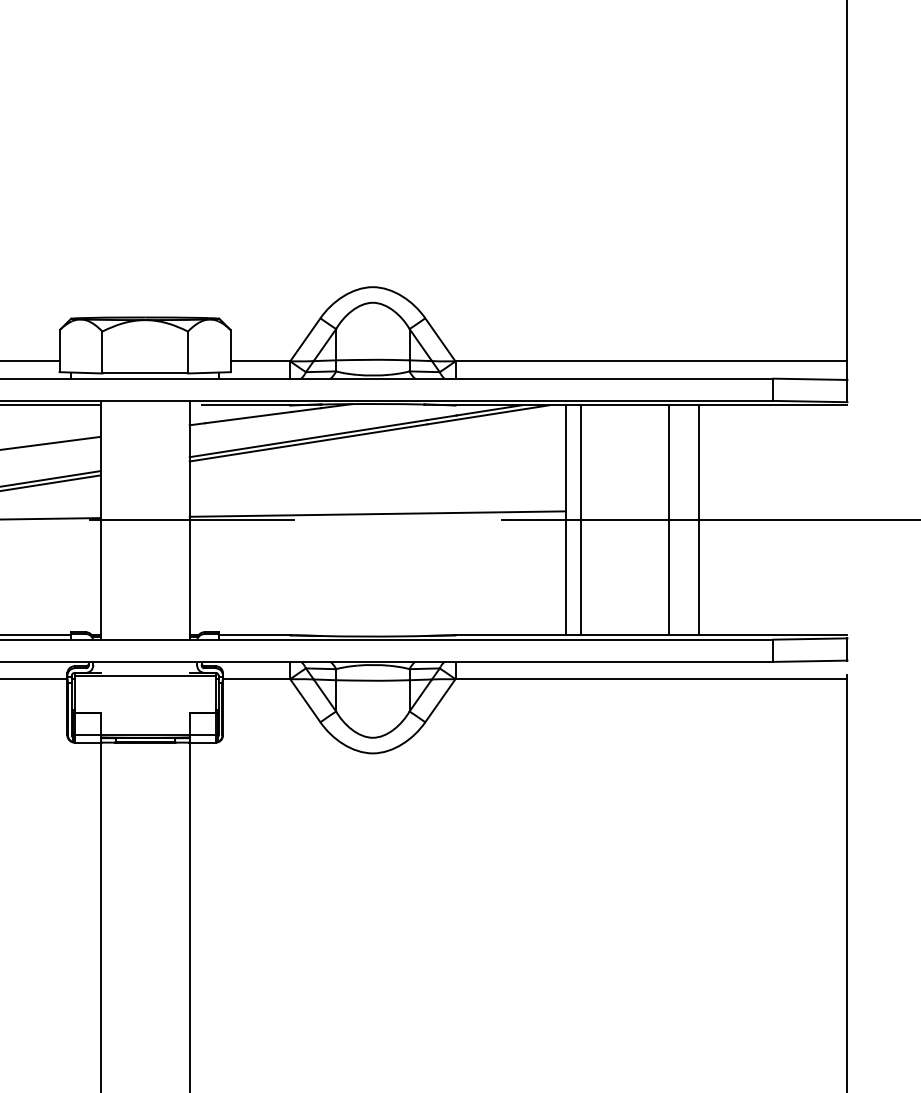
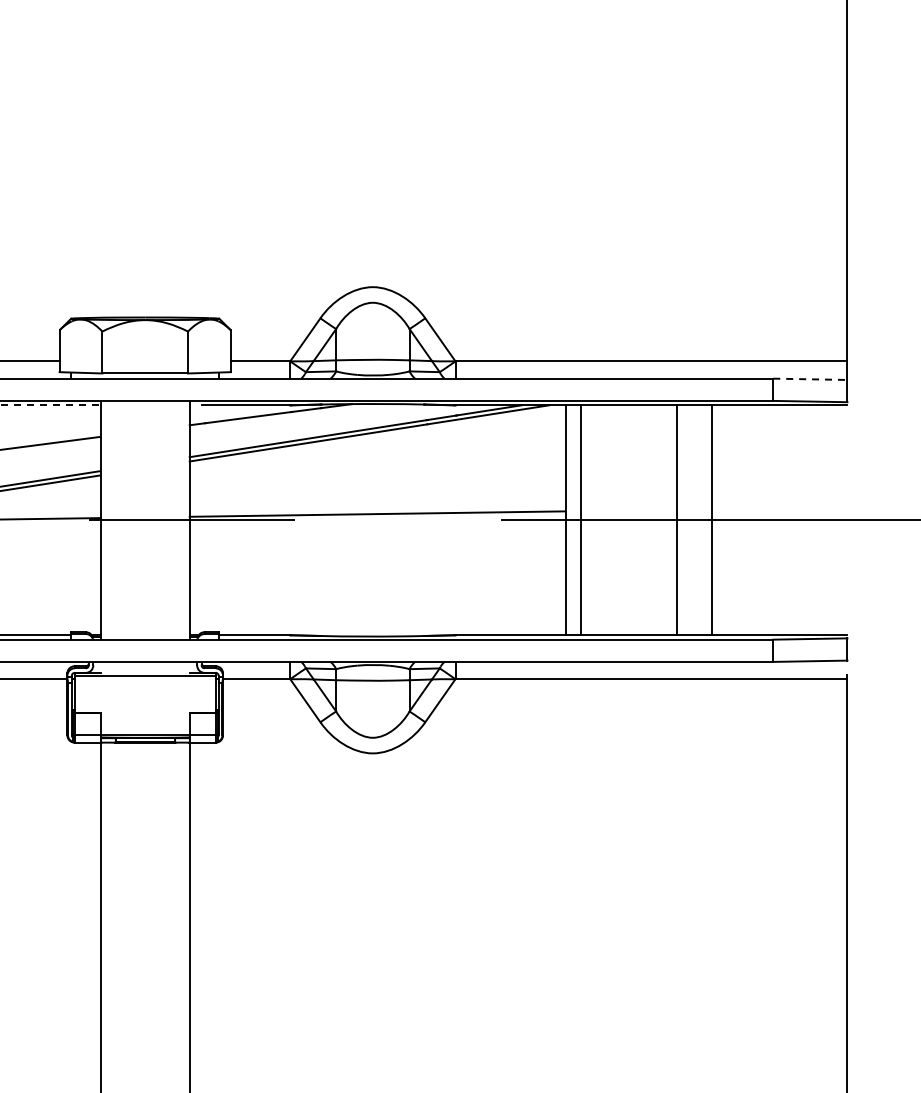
line: solid -> dashed (810, 379)
line: solid -> dashed (49, 405)
line position: (669, 520) -> (677, 520) (677, 520)
line position: (699, 520) -> (712, 520) (712, 520)
